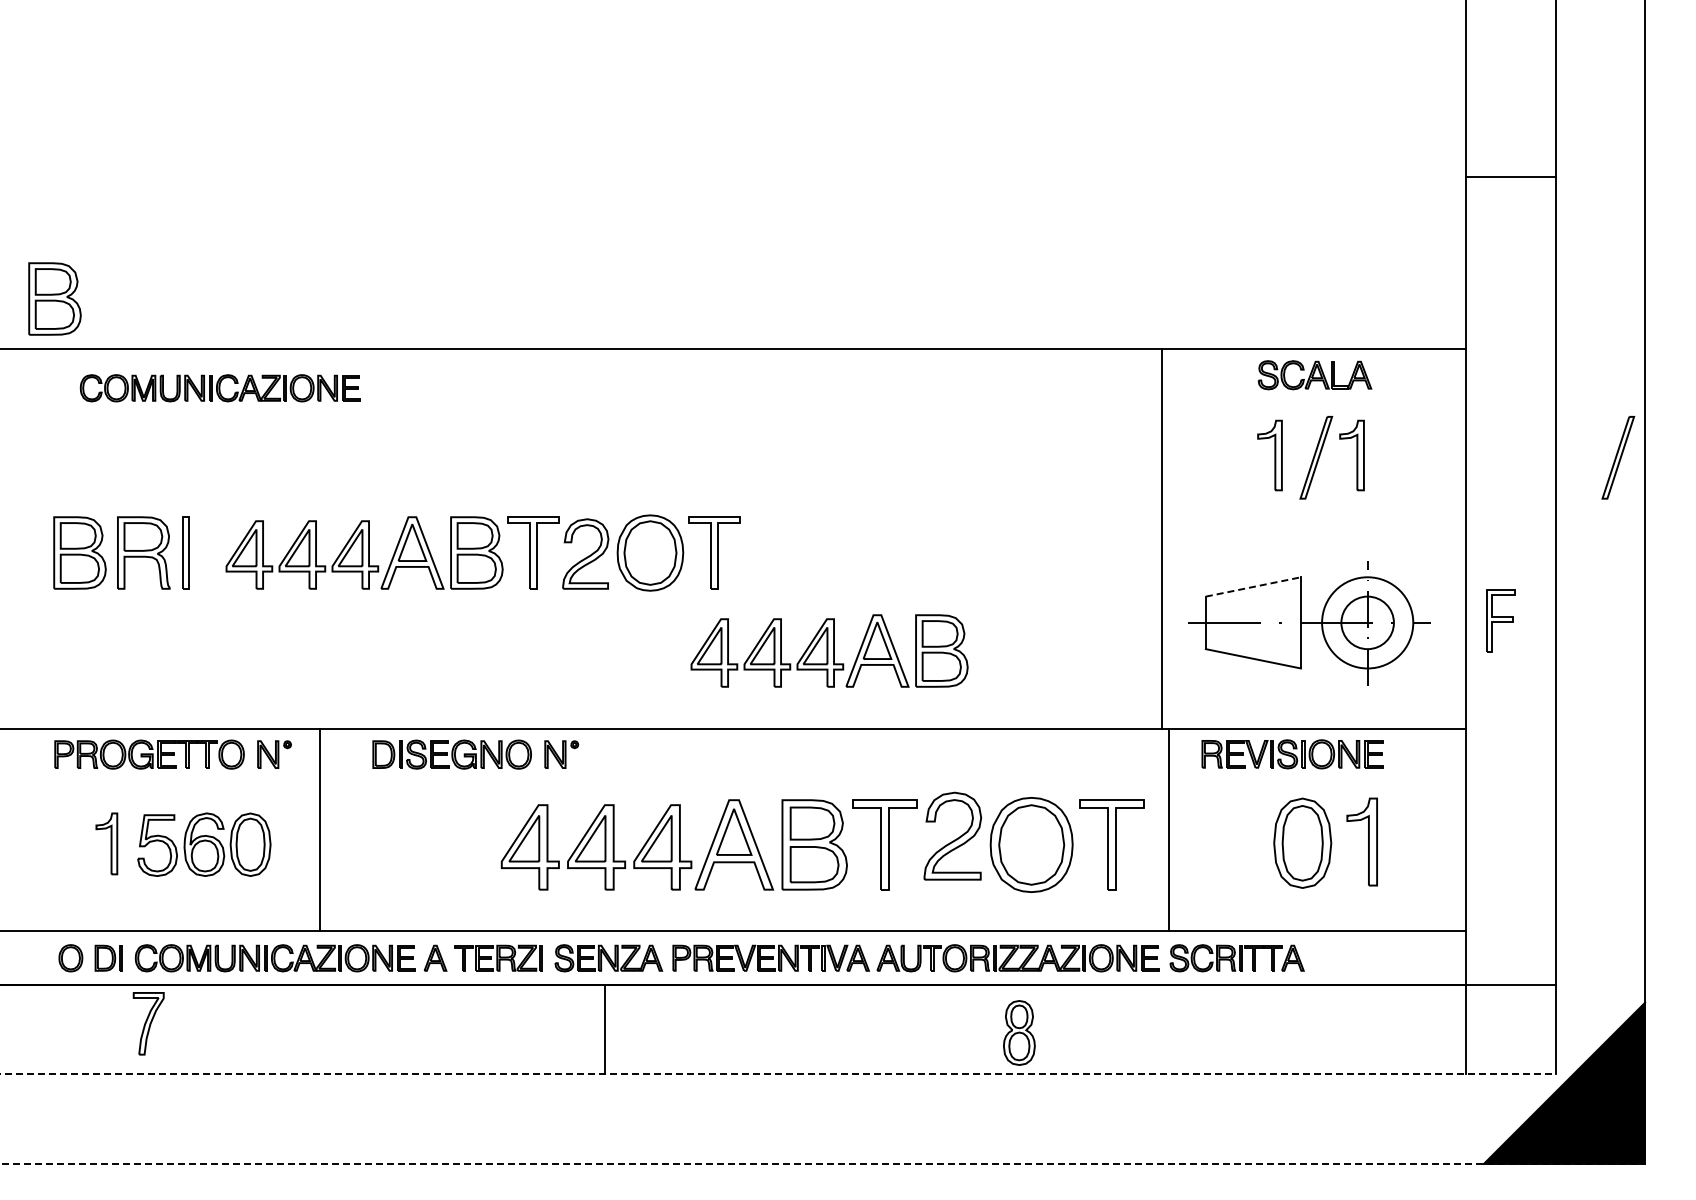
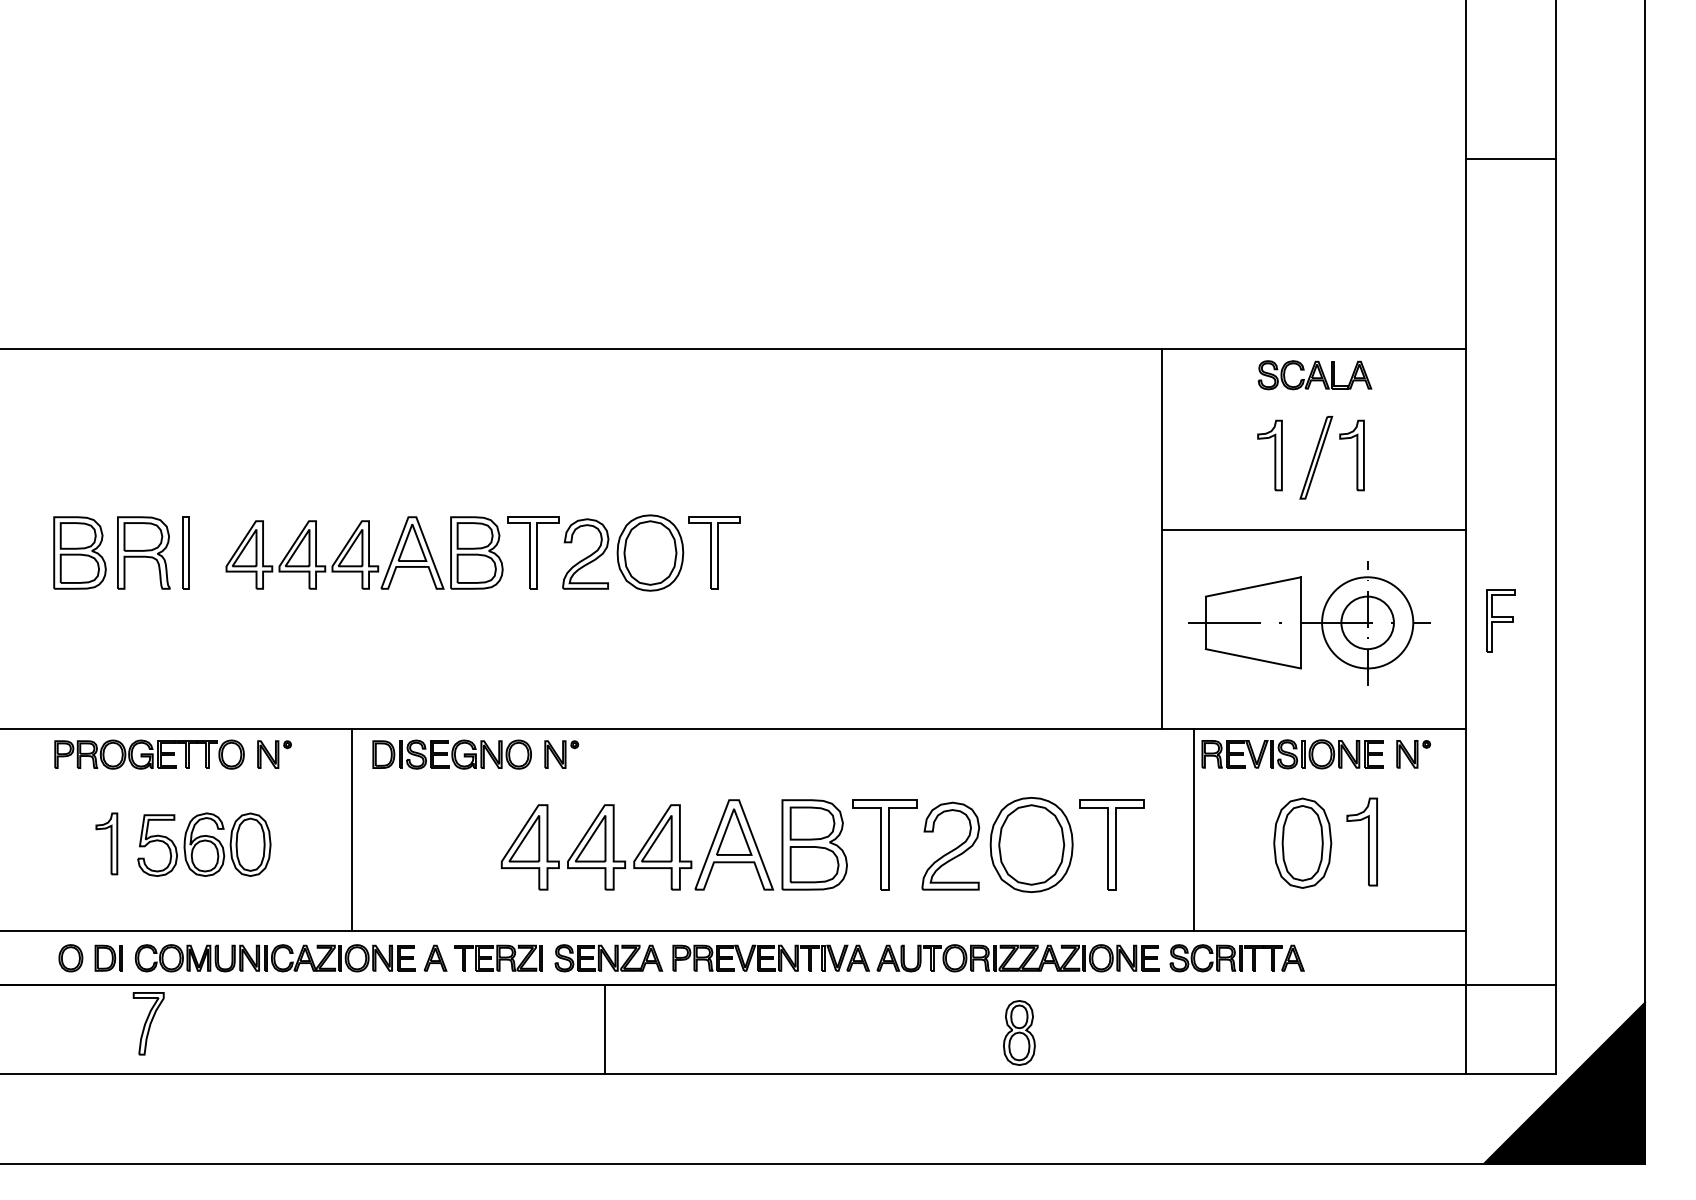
line position: (1510, 176) -> (1510, 158) (1510, 158)
part: present -> none (54, 298)
part: present -> none (219, 388)
part: present -> none (1618, 457)
line: none -> present (1313, 530)
line: dashed -> solid (1253, 586)
part: present -> none (829, 650)
part: none -> present (1413, 754)
line position: (320, 829) -> (352, 829) (352, 829)
line position: (1169, 829) -> (1194, 829) (1194, 829)
part position: (952, 835) -> (950, 845) (950, 845)
line: dashed -> solid (778, 1074)
line: dashed -> solid (823, 1163)
